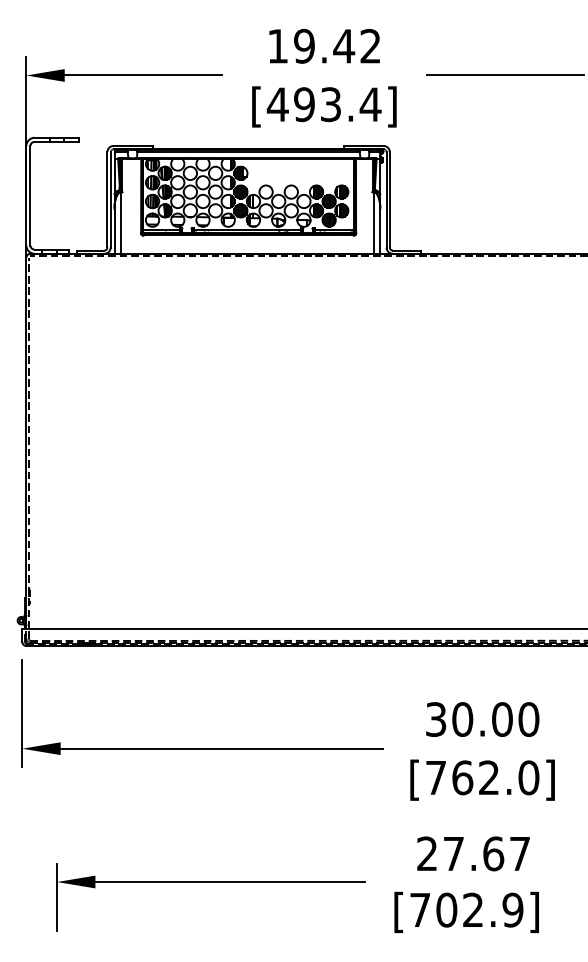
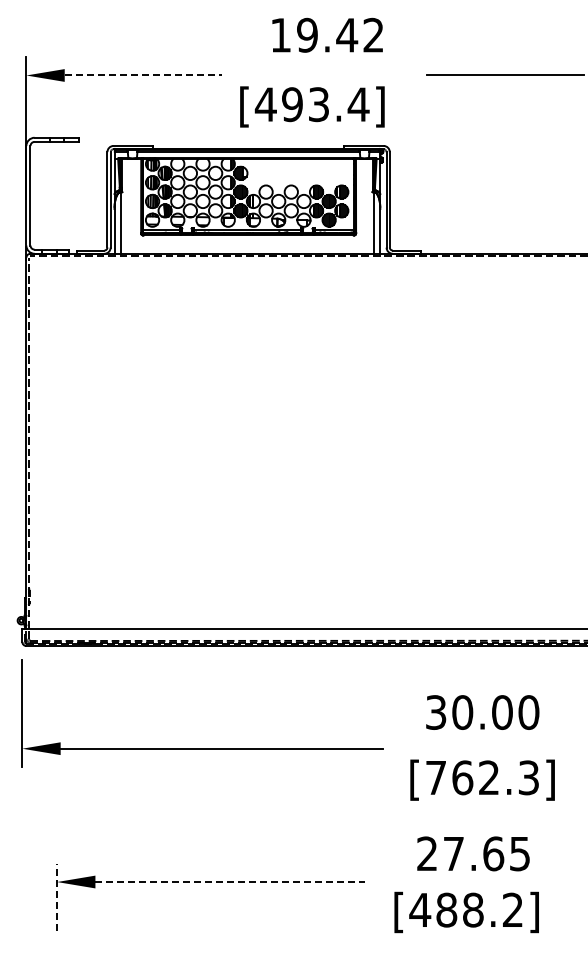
text position: (324, 45) -> (327, 34) (327, 34)
line: solid -> dashed (143, 75)
text position: (324, 106) -> (312, 106) (312, 106)
text position: (482, 719) -> (482, 712) (482, 712)
text: [762.0] -> [762.3] (528, 777)
text: 27.67 -> 27.65 (519, 854)
line: solid -> dashed (230, 882)
line: solid -> dashed (57, 897)
text: [702.9] -> [488.2] (466, 909)
